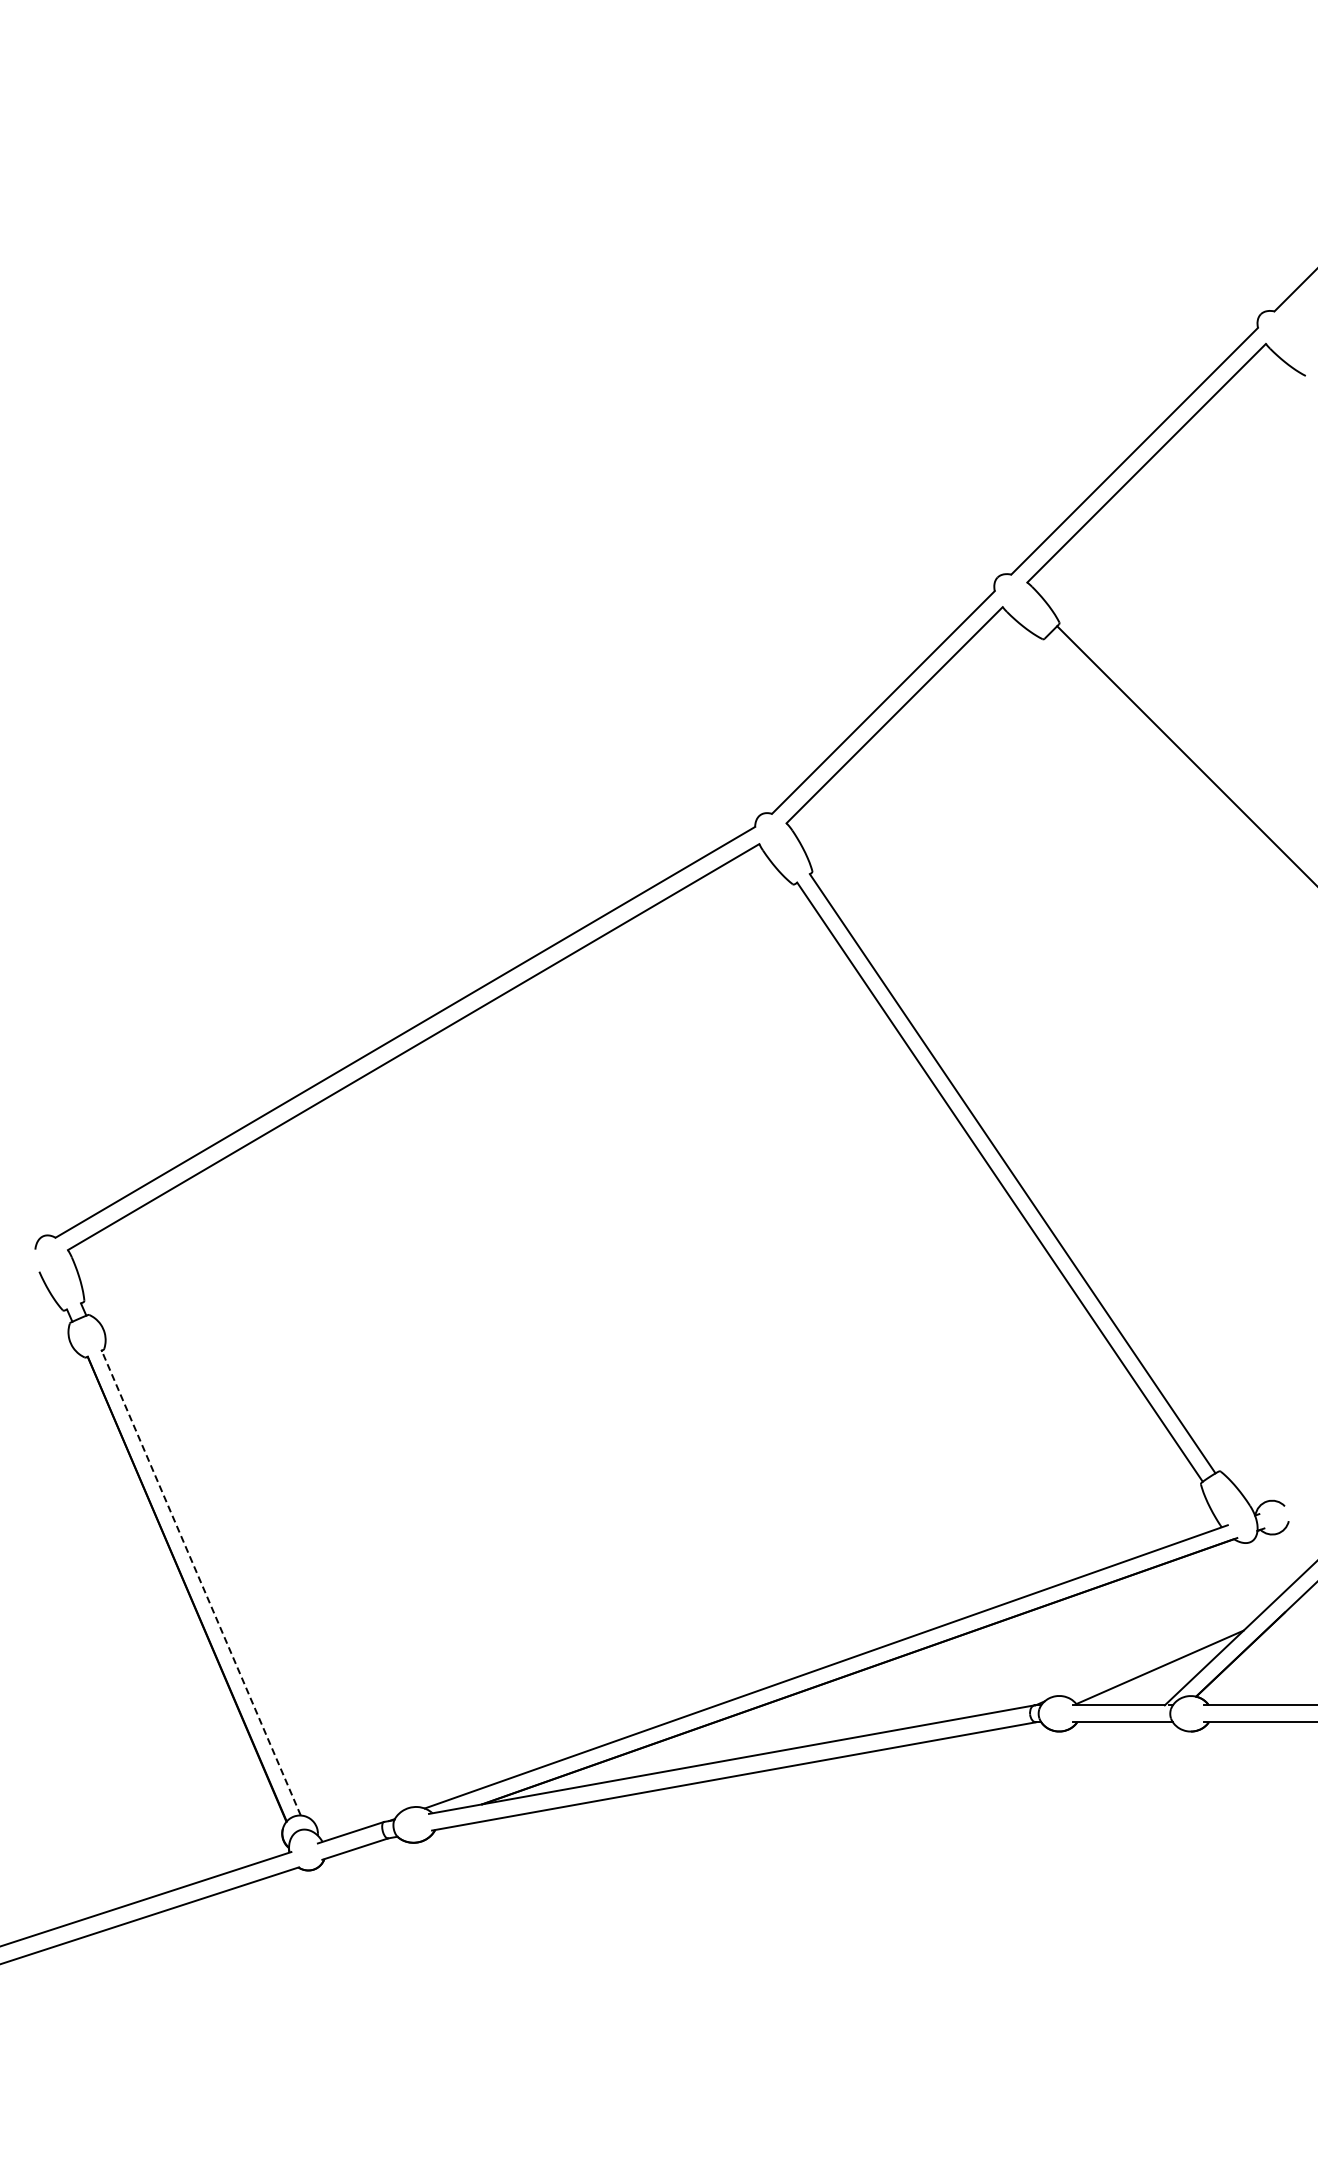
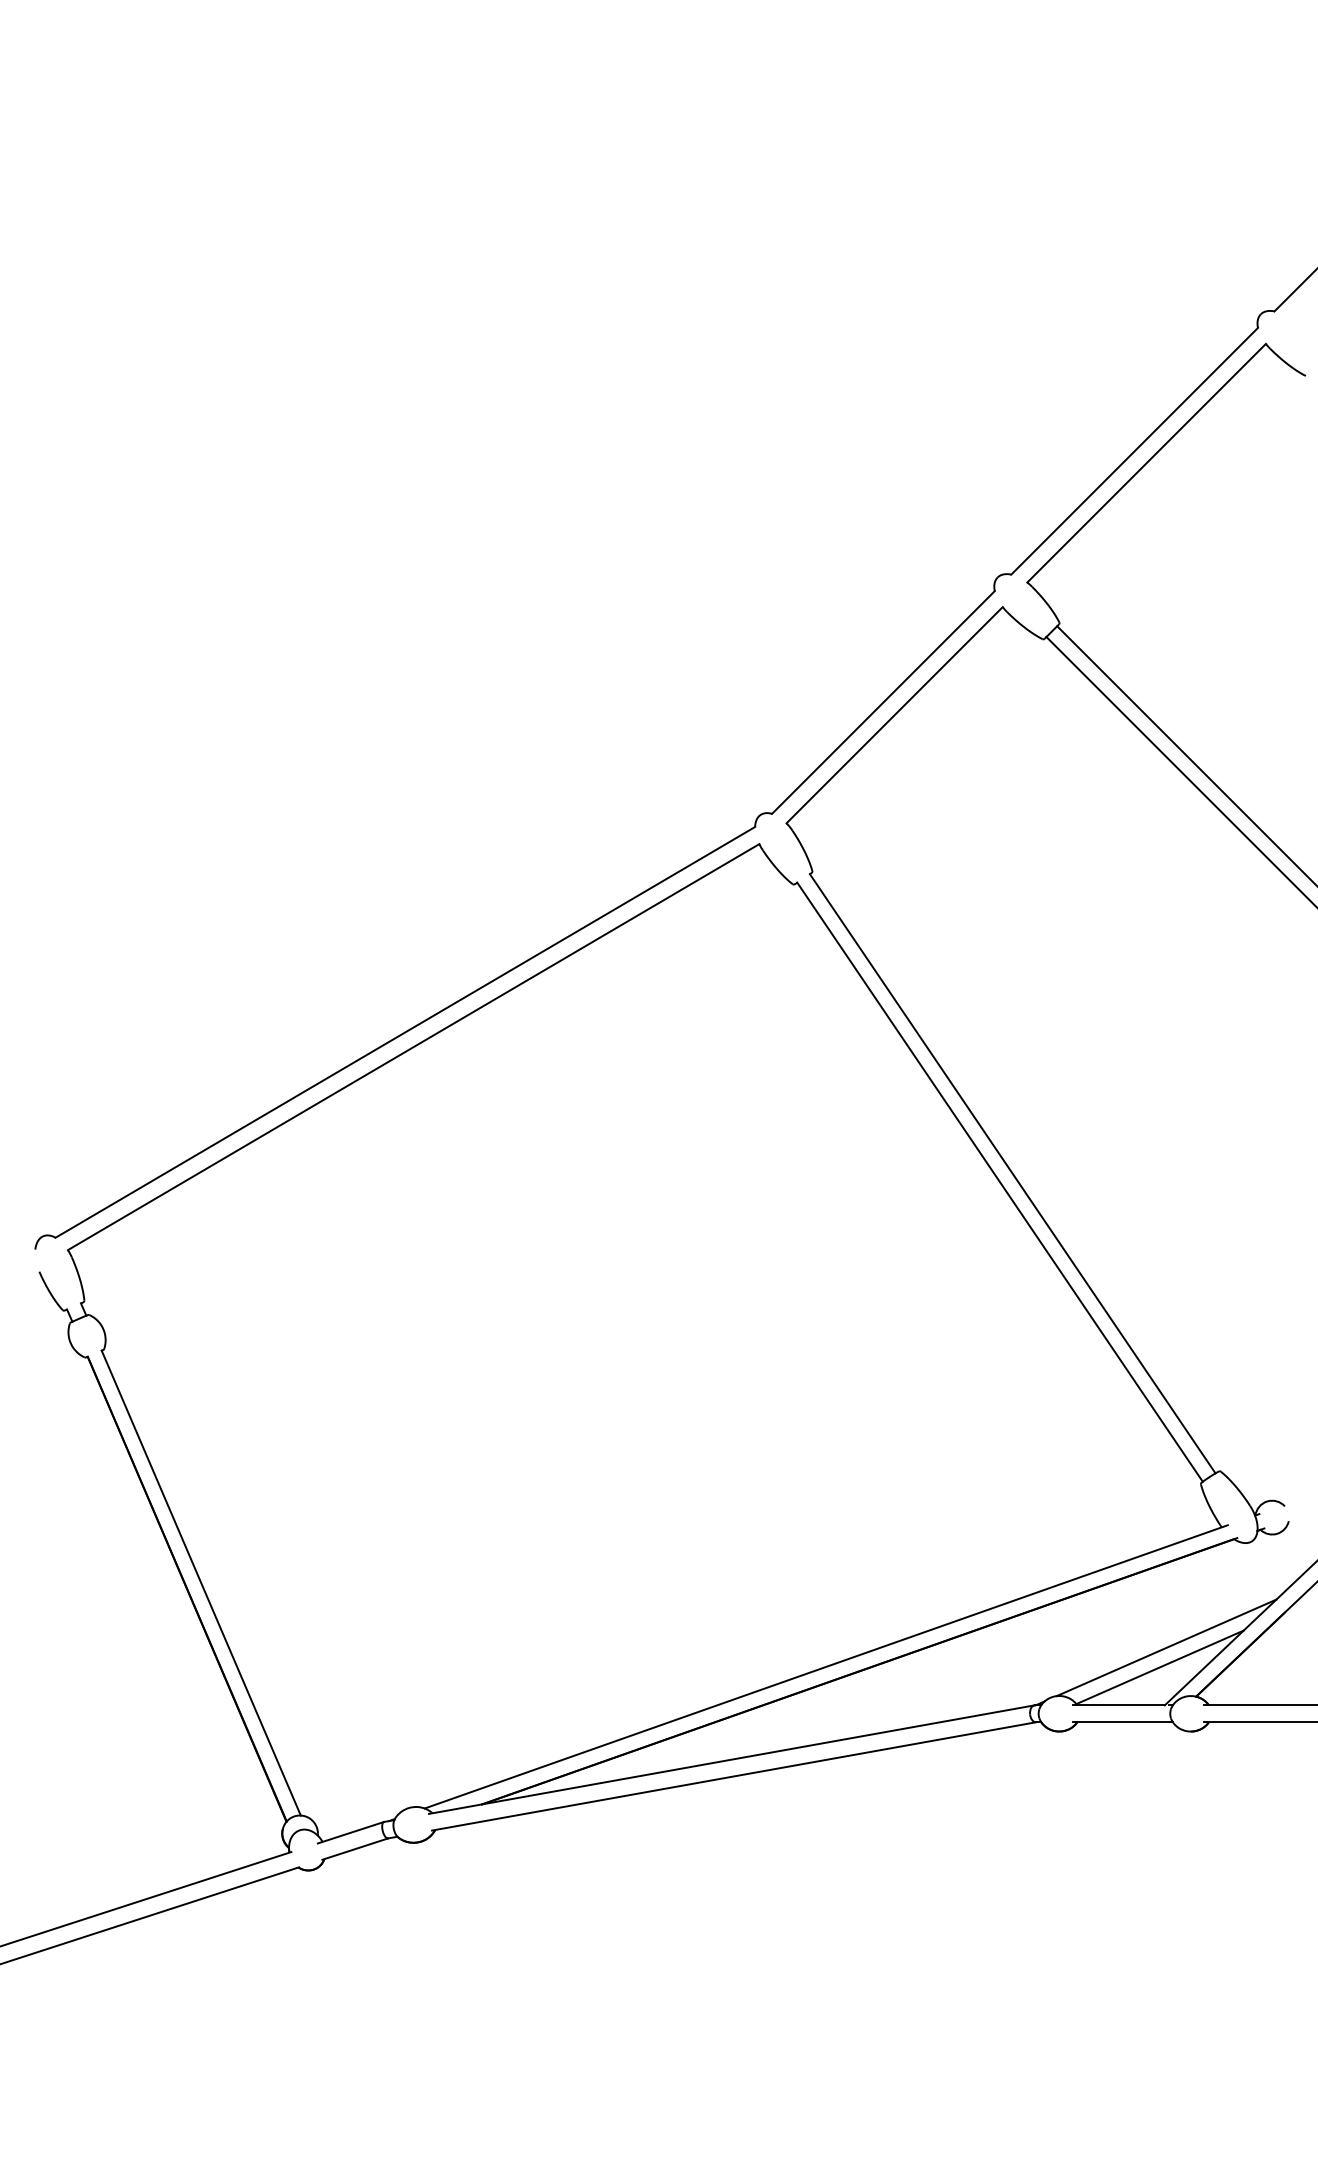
line: none -> present (1180, 771)
line: dashed -> solid (201, 1583)
line: none -> present (1166, 1647)
